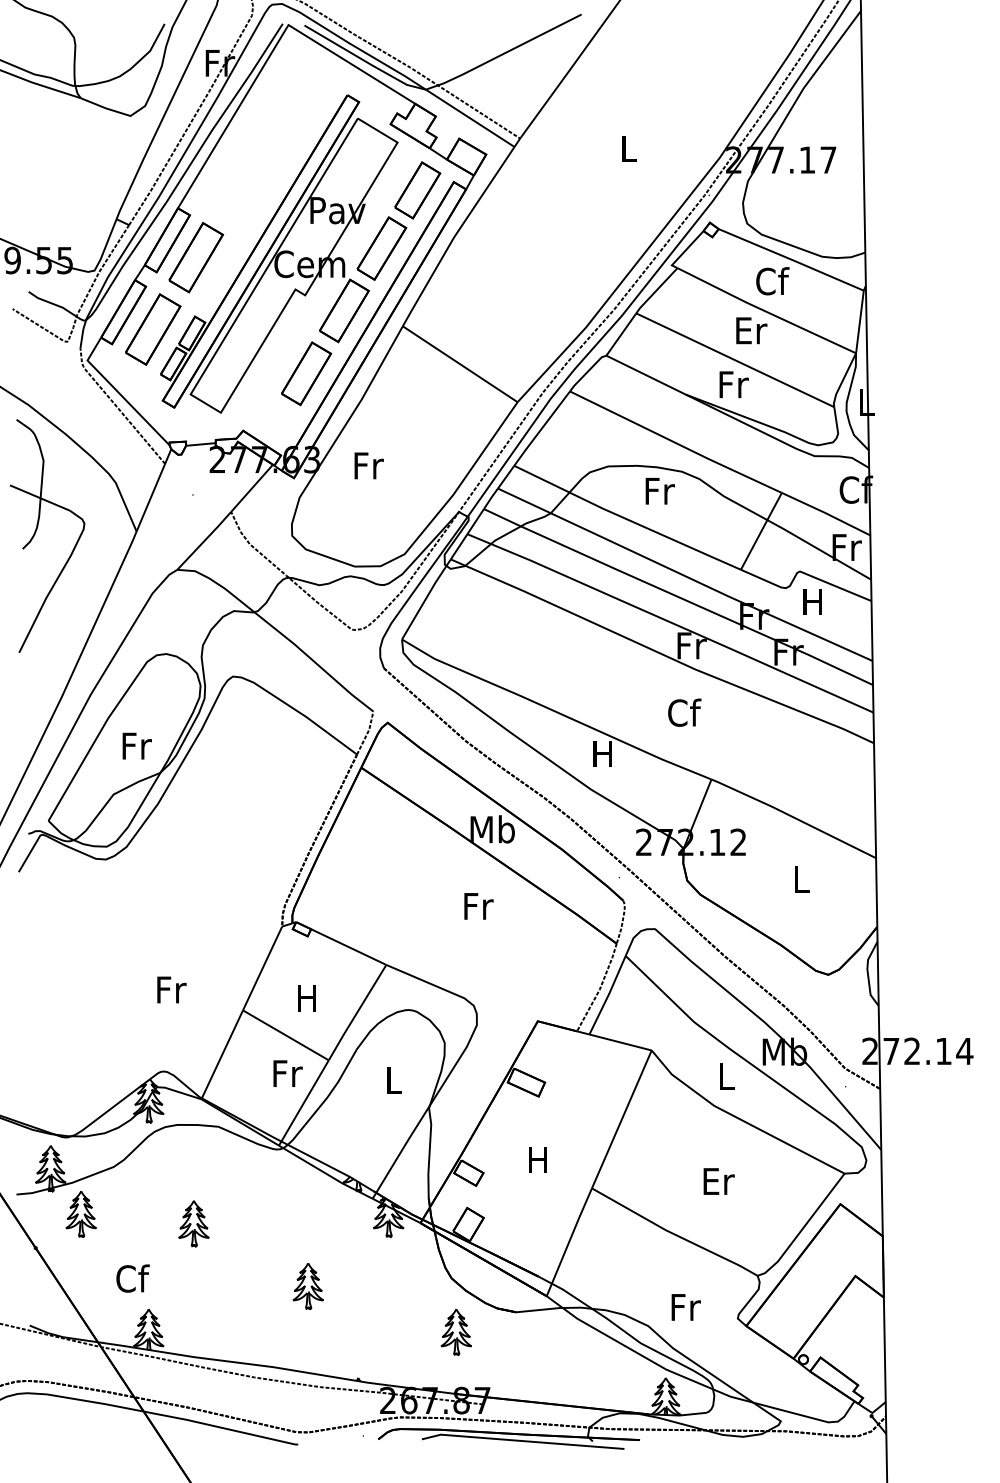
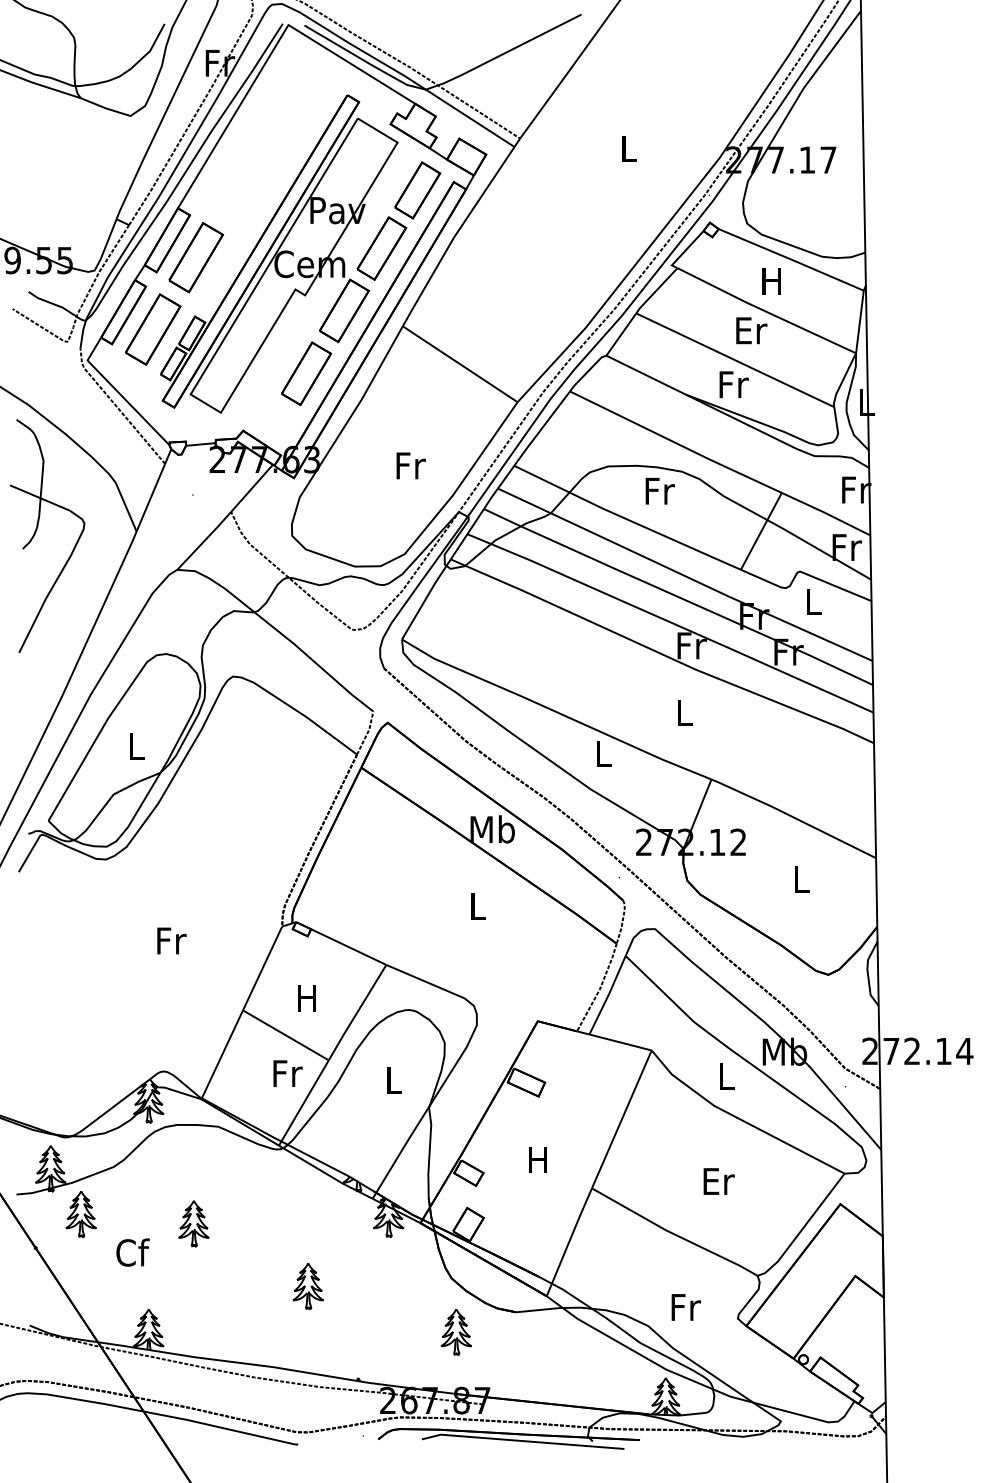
text: Cf -> H (772, 281)
text position: (368, 465) -> (410, 465) (410, 465)
text: Cf -> Fr (856, 489)
text: H -> L (812, 601)
text: Cf -> L (684, 712)
text: Fr -> L (136, 745)
text: H -> L (602, 753)
text: Fr -> L (478, 906)
text position: (171, 989) -> (171, 940) (171, 940)
text position: (132, 1278) -> (132, 1252) (132, 1252)
